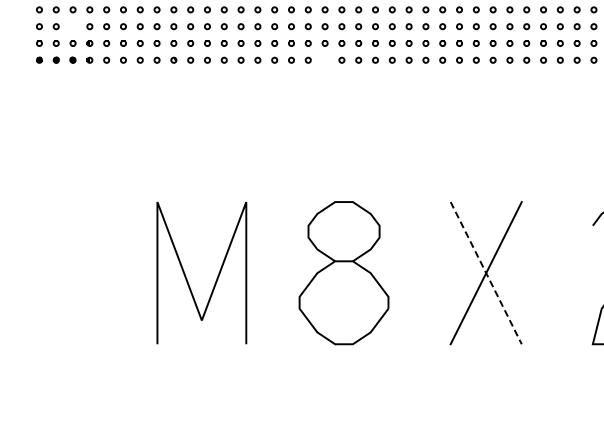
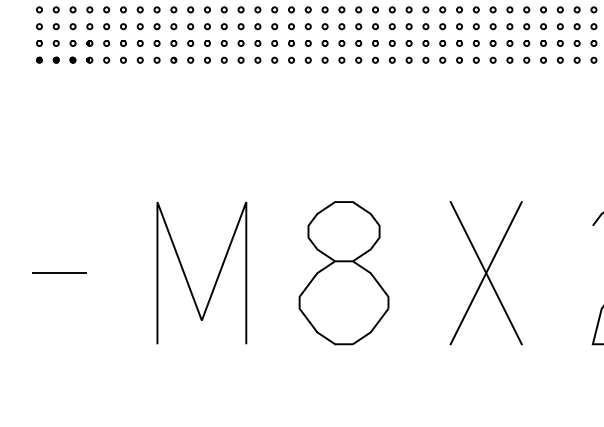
circle: none -> present (72, 26)
circle: none -> present (324, 59)
line: none -> present (59, 273)
line: dashed -> solid (486, 273)
